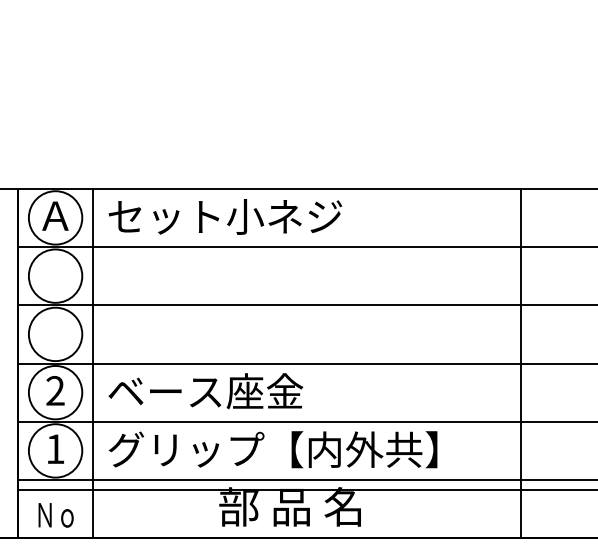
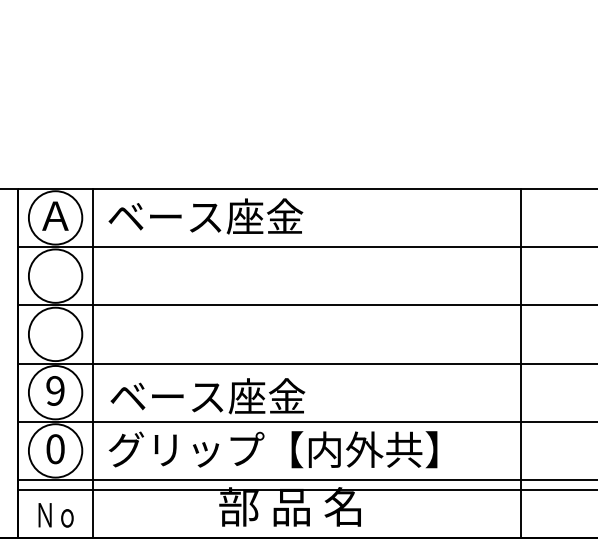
text: セット小ネジ -> ベース座金 (225, 216)
text: 2 -> 9 (55, 390)
text position: (205, 391) -> (207, 396) (207, 396)
text: 1 -> 0 (55, 449)
